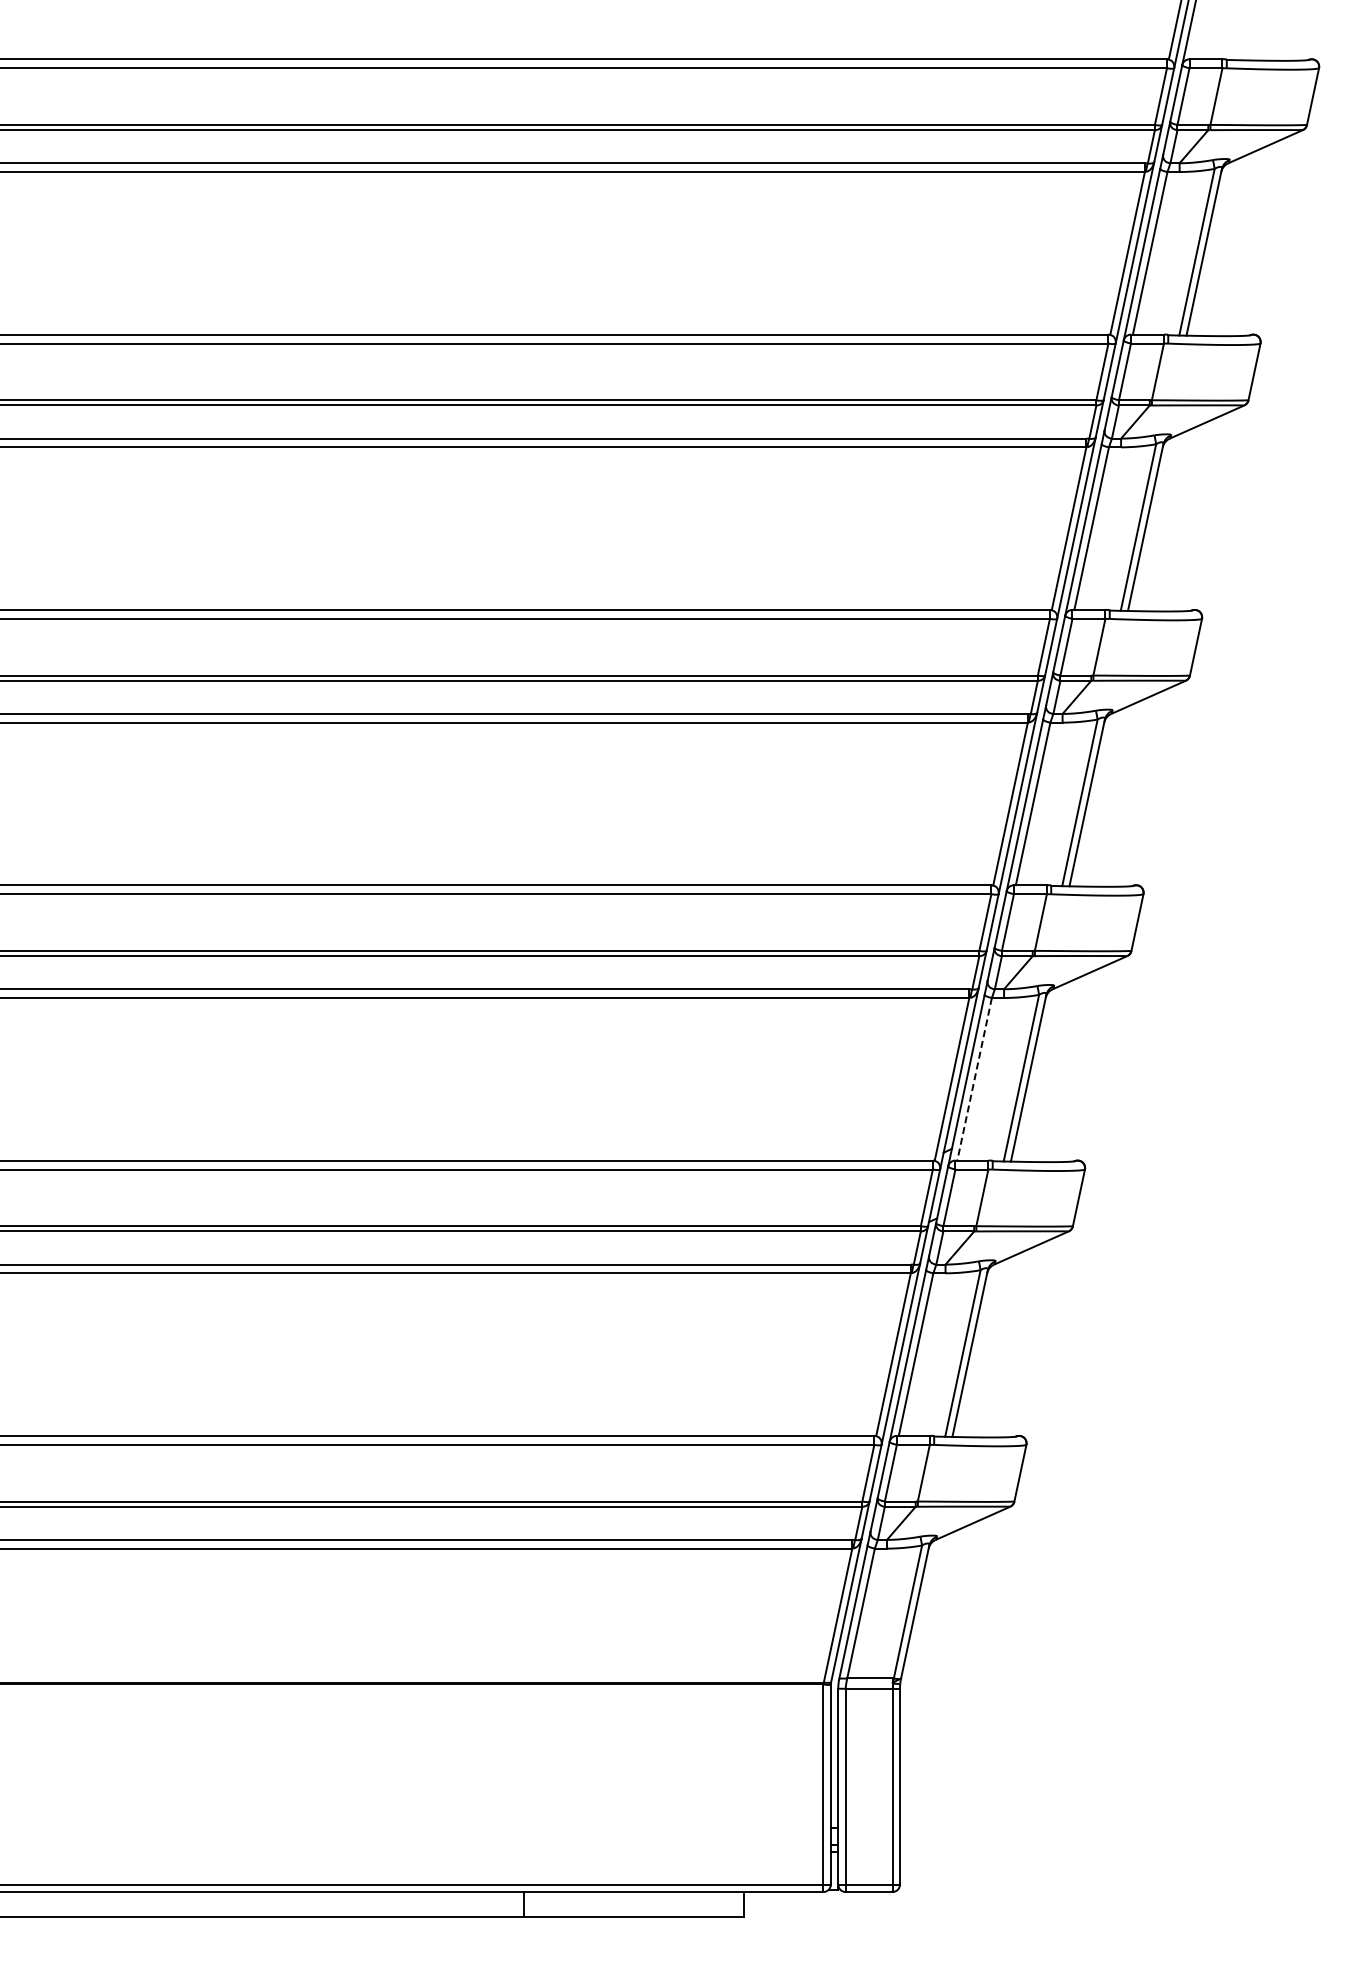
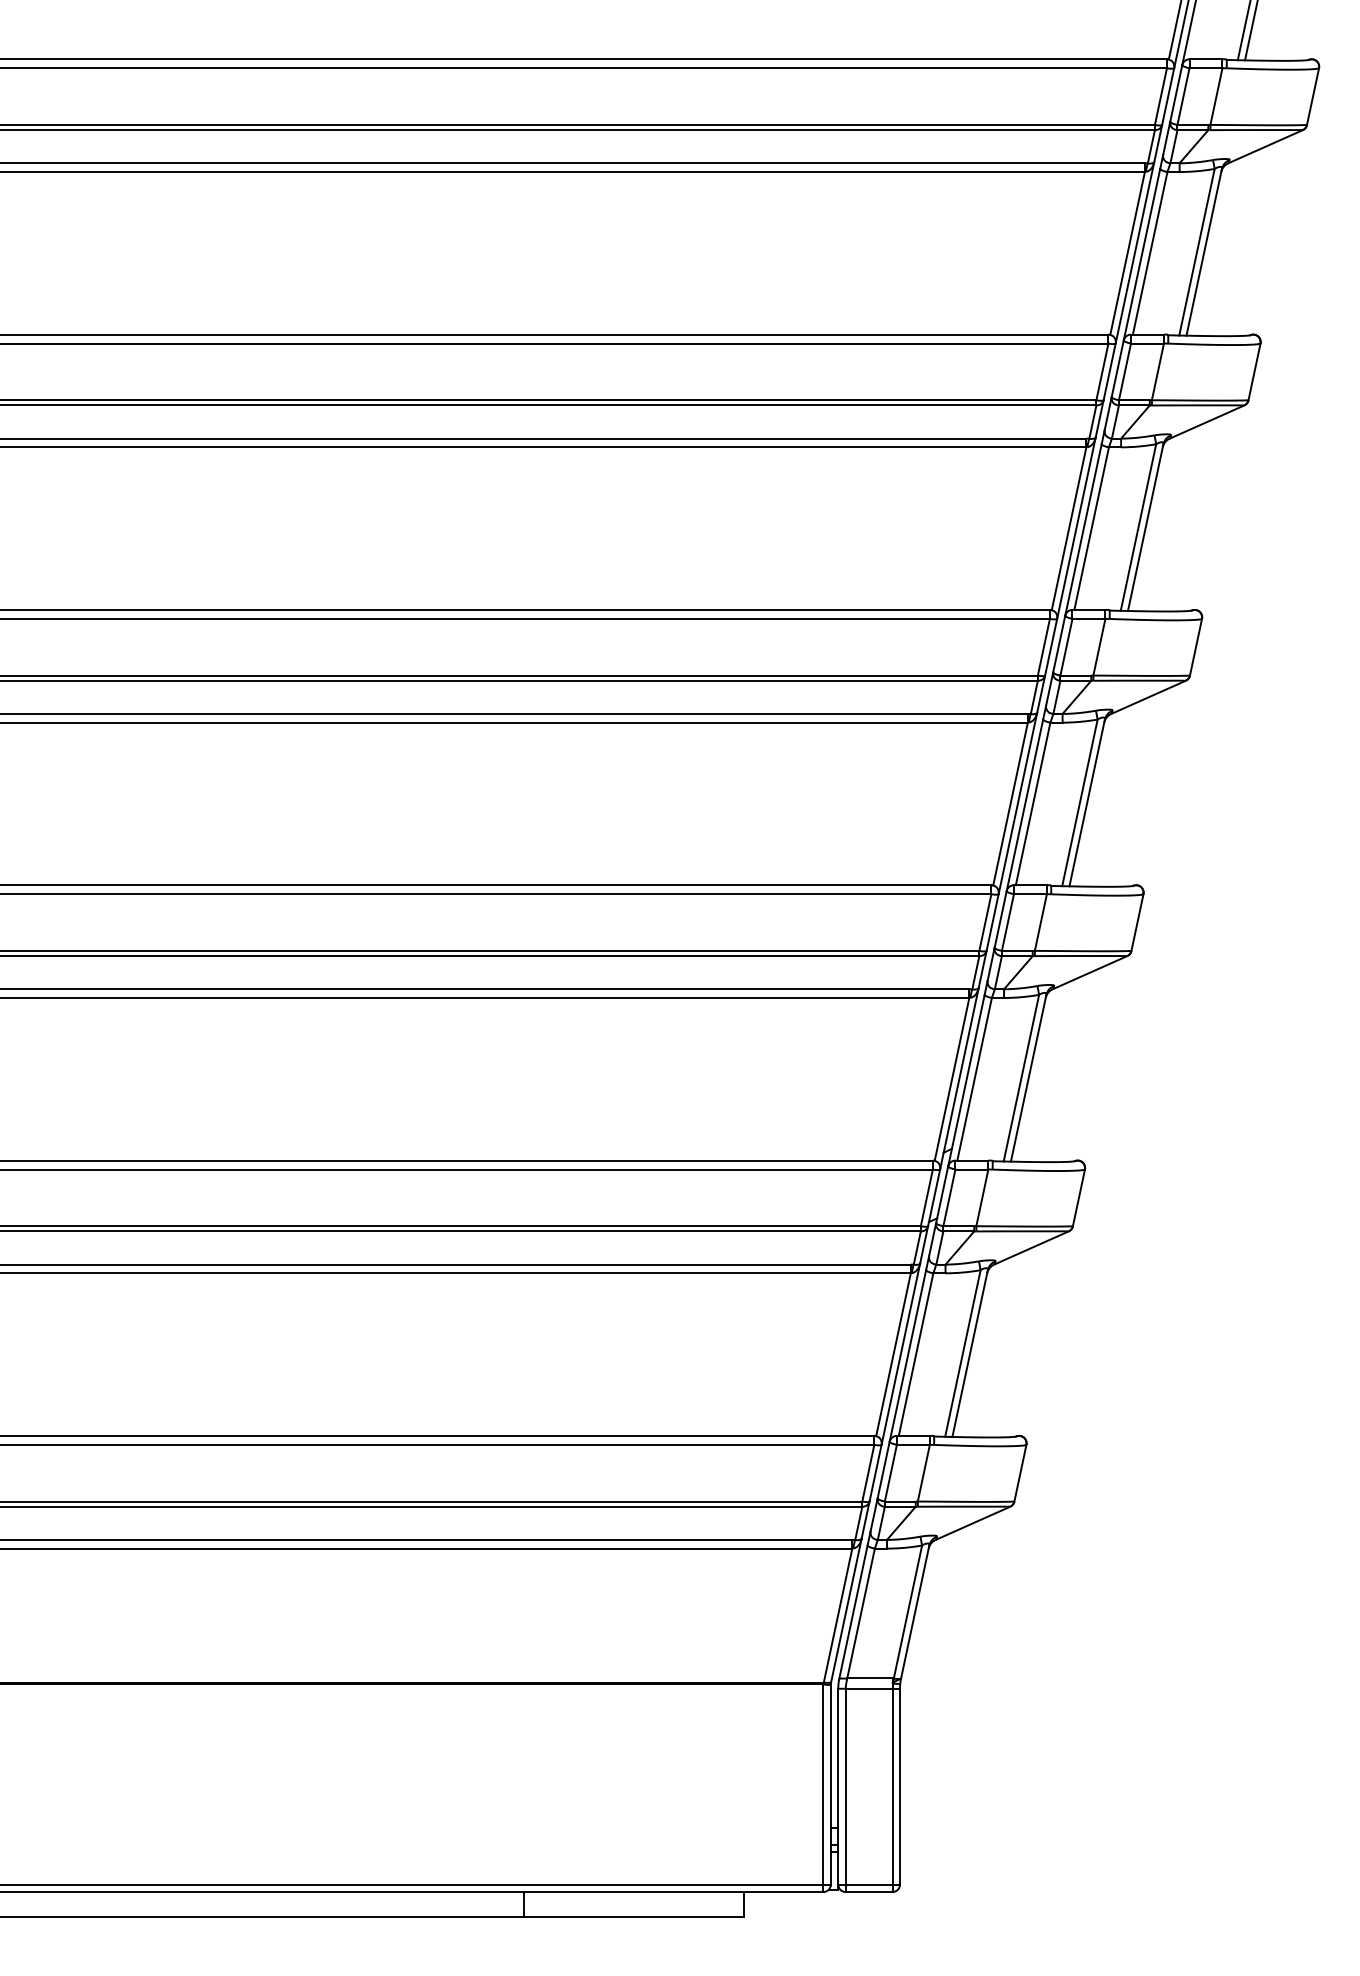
line: none -> present (1243, 31)
line: none -> present (1251, 31)
line: dashed -> solid (974, 1079)
